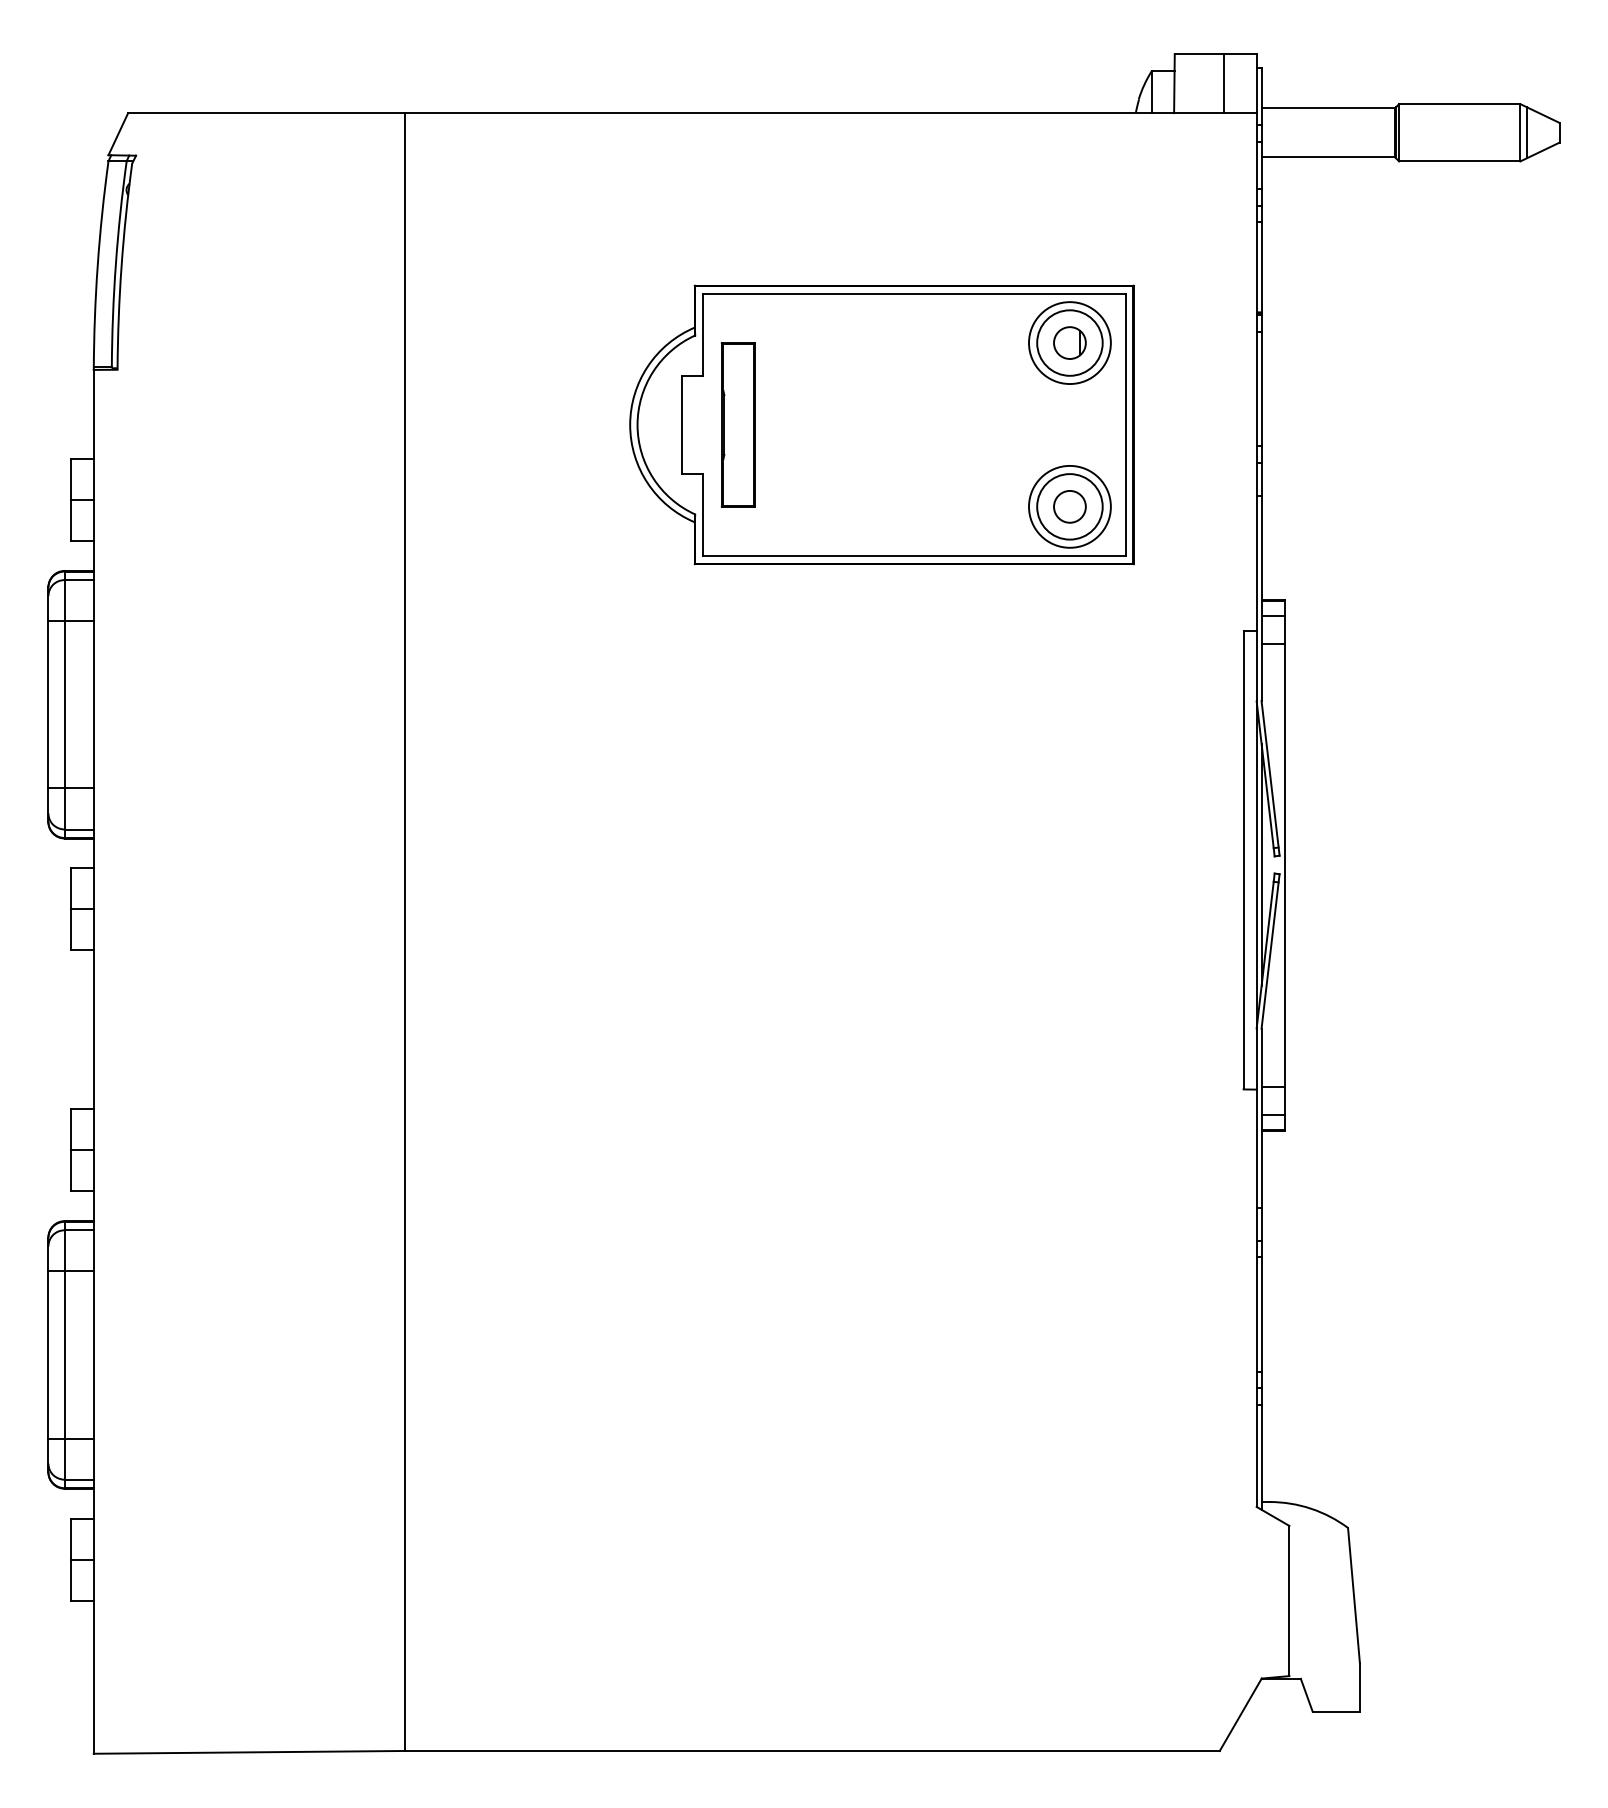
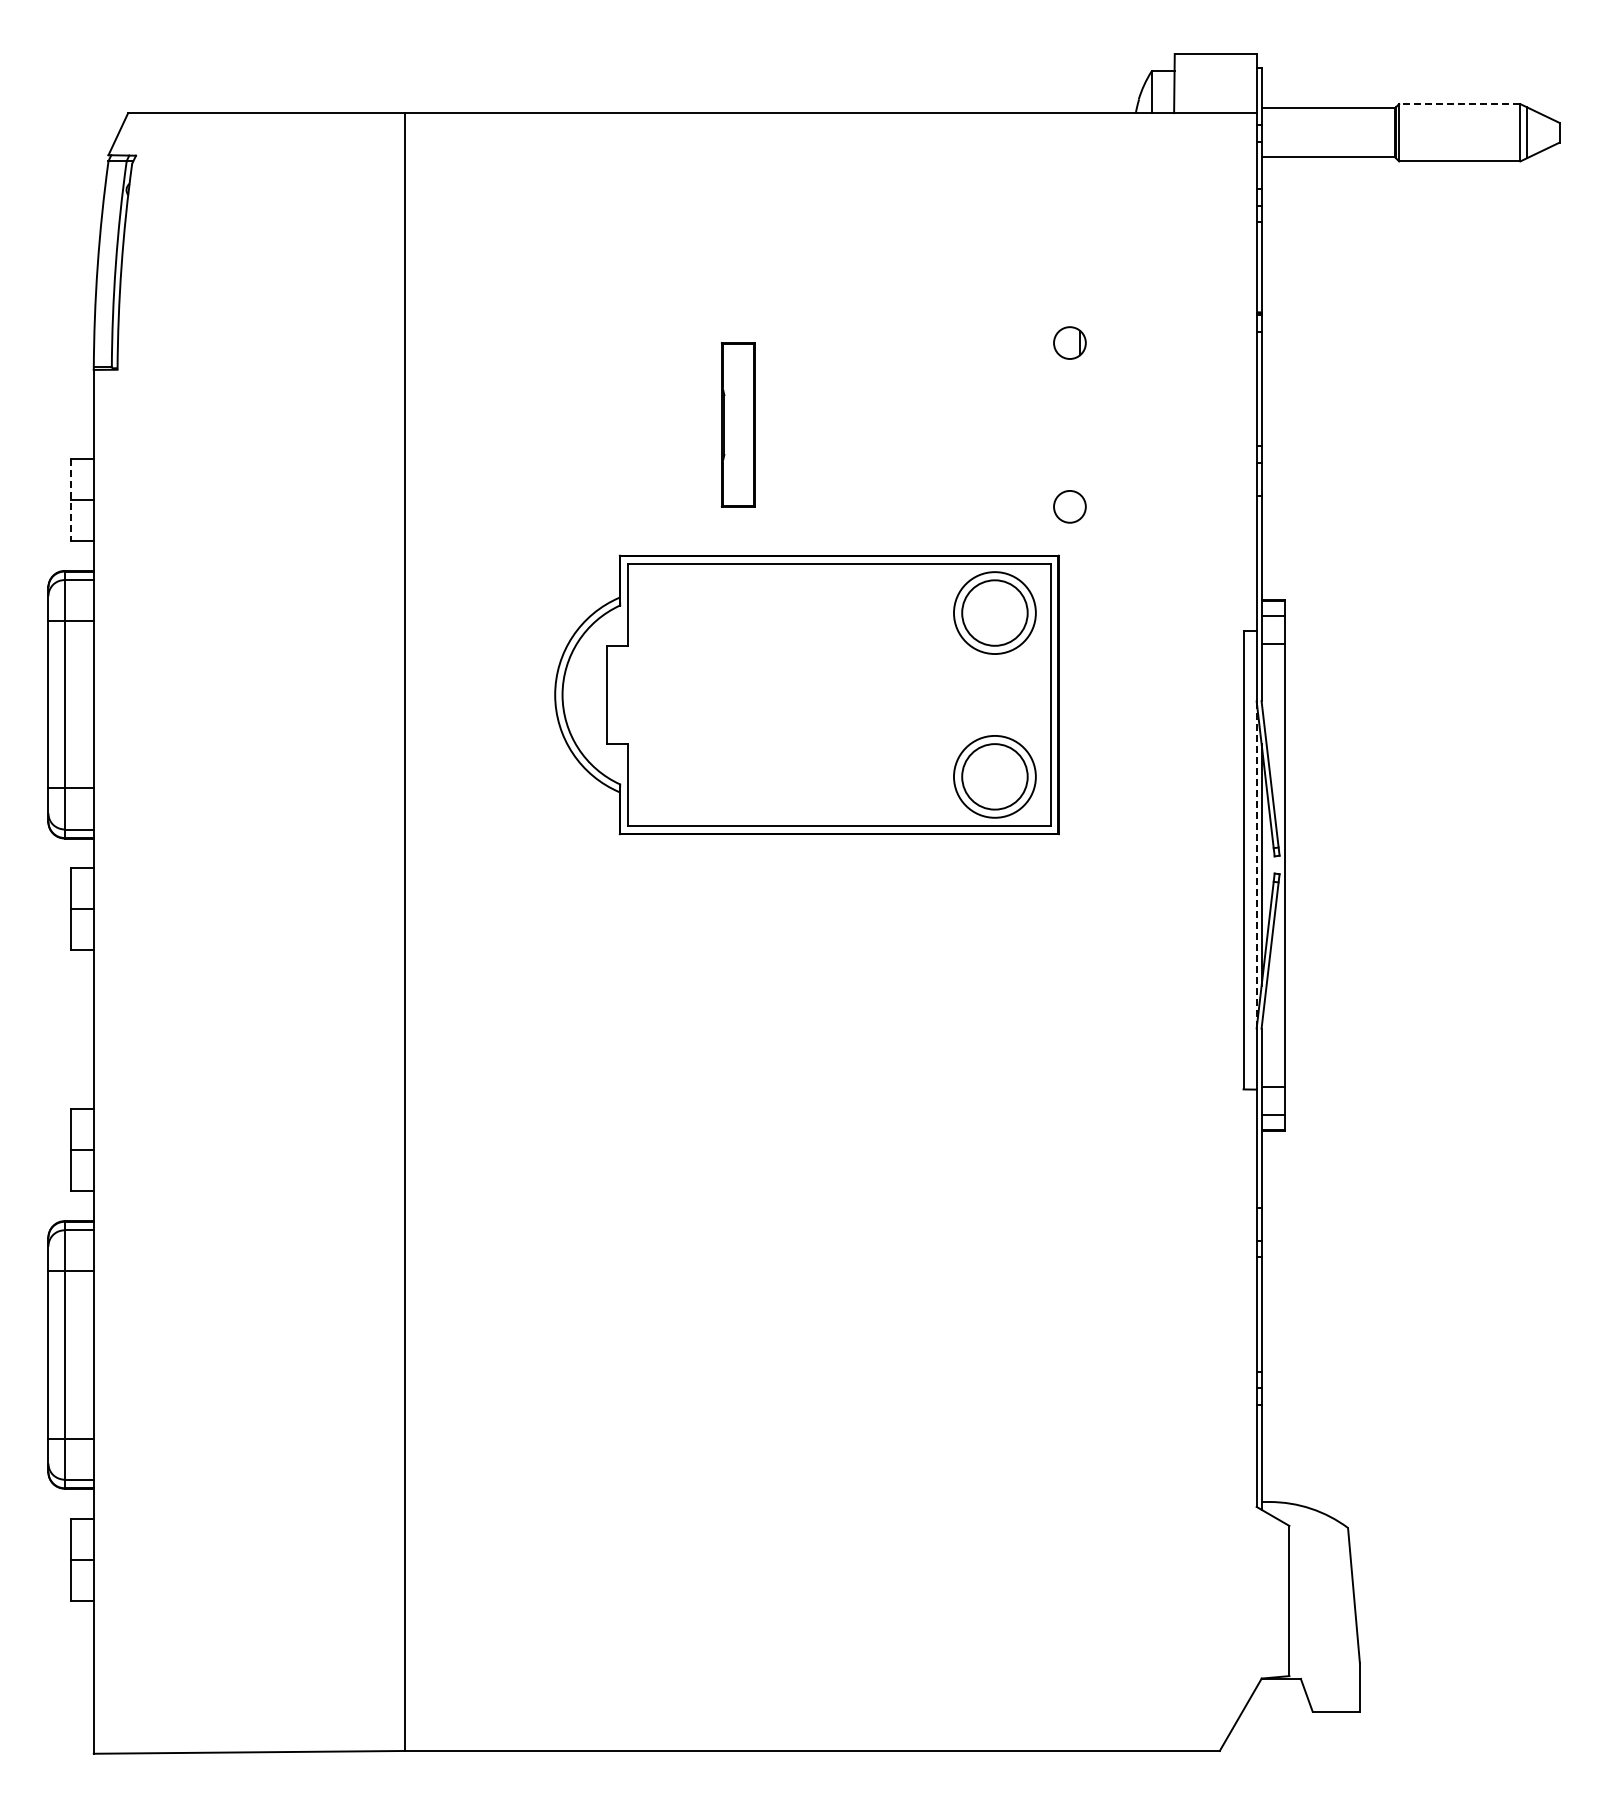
line: present -> none (1223, 83)
line: solid -> dashed (1459, 104)
part position: (881, 424) -> (806, 694) (806, 694)
line: solid -> dashed (70, 499)
line: solid -> dashed (1256, 864)
